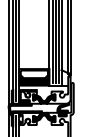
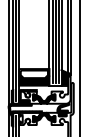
line: none -> present (79, 67)
fill: none -> present (64, 77)
